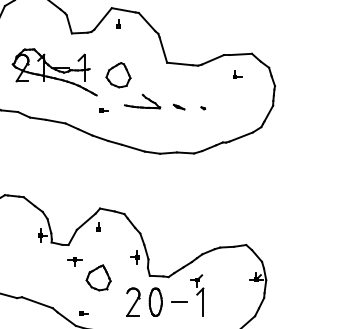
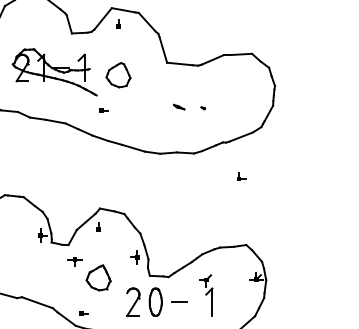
part position: (237, 74) -> (241, 176) (241, 176)
part: present -> none (142, 101)
part position: (197, 295) -> (206, 295) (206, 295)
